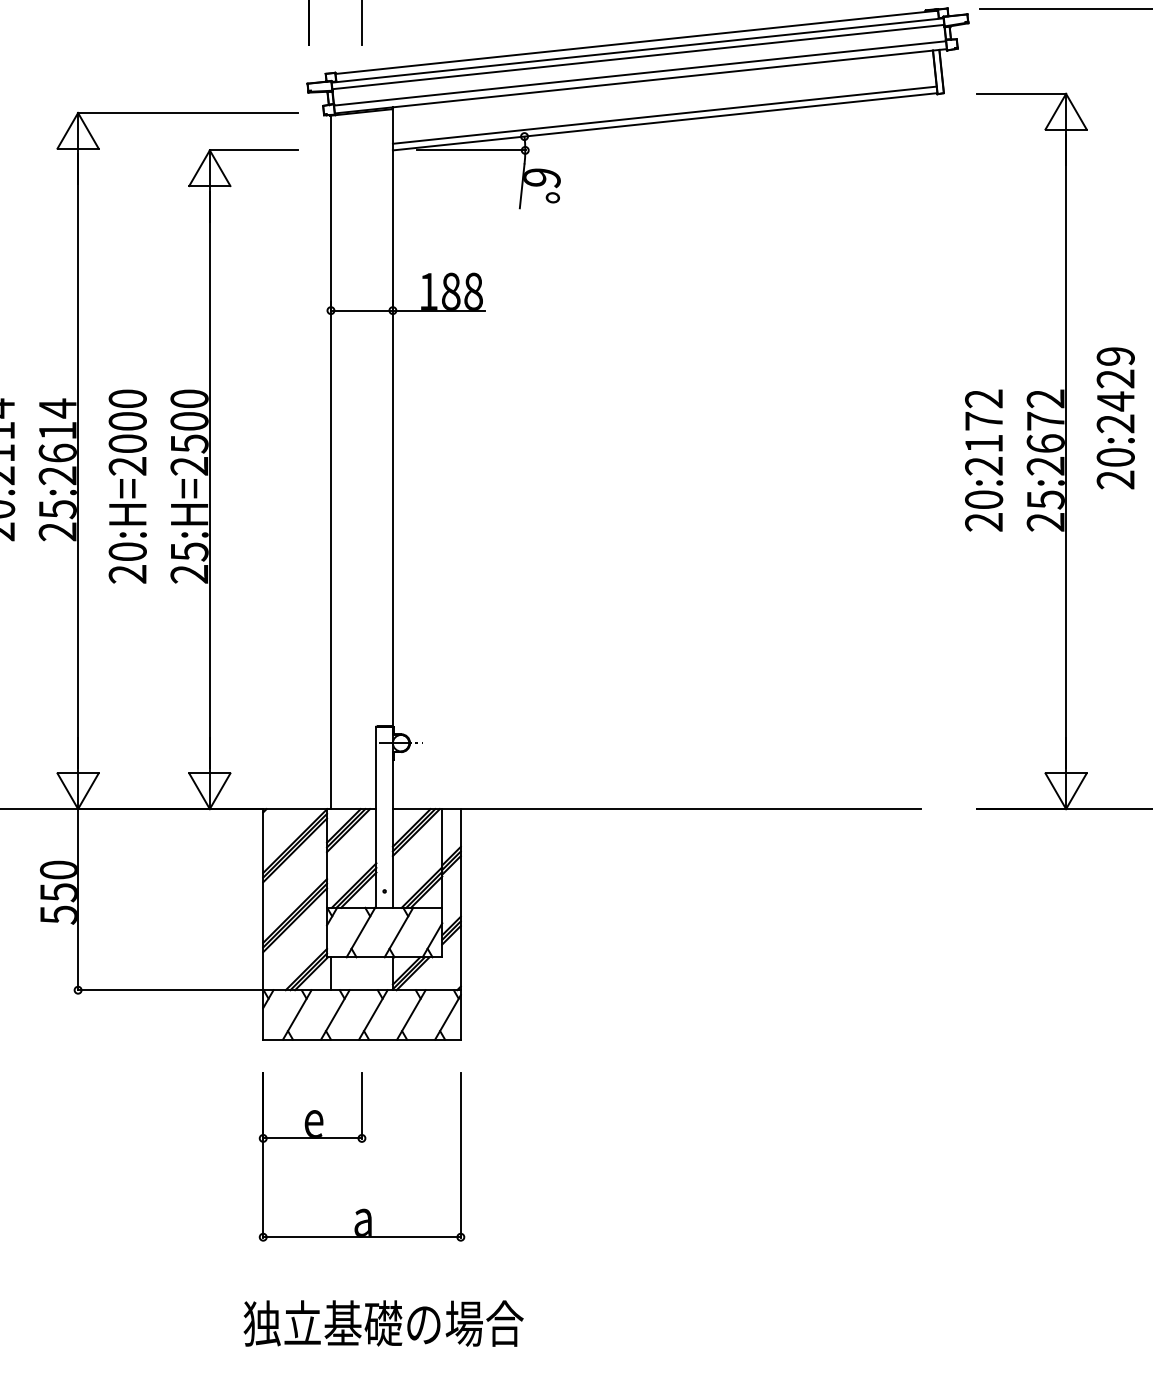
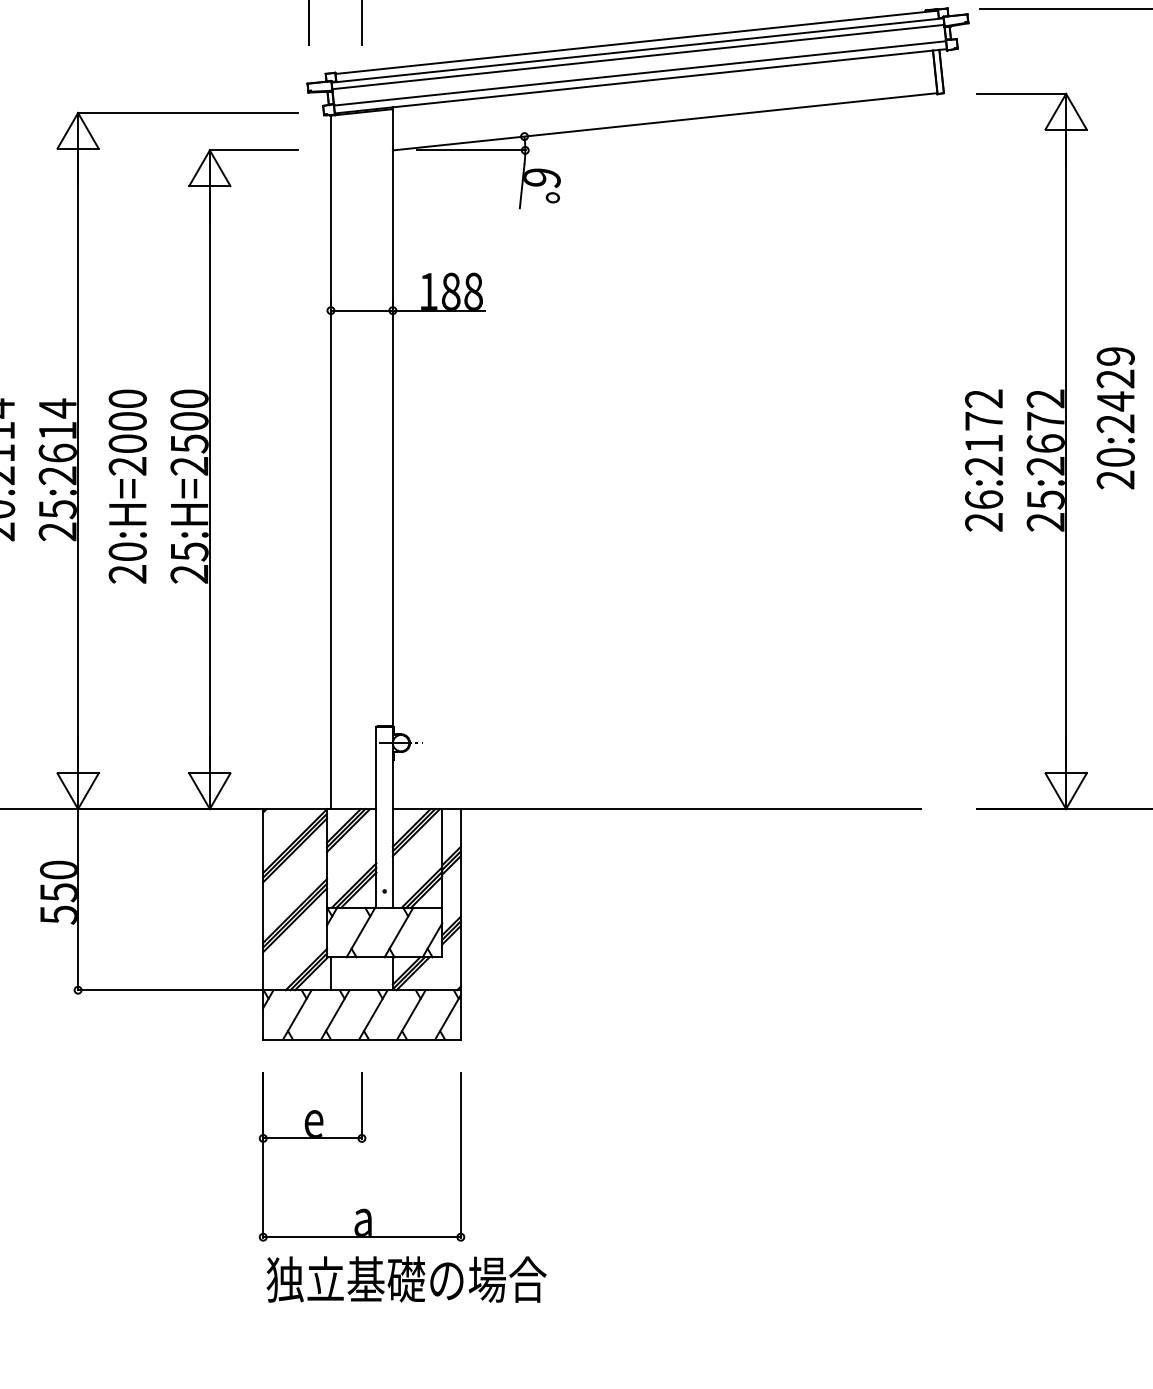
line: present -> none (664, 114)
text: 20:2172 -> 26:2172 (984, 499)
text position: (383, 1323) -> (406, 1279) (406, 1279)
